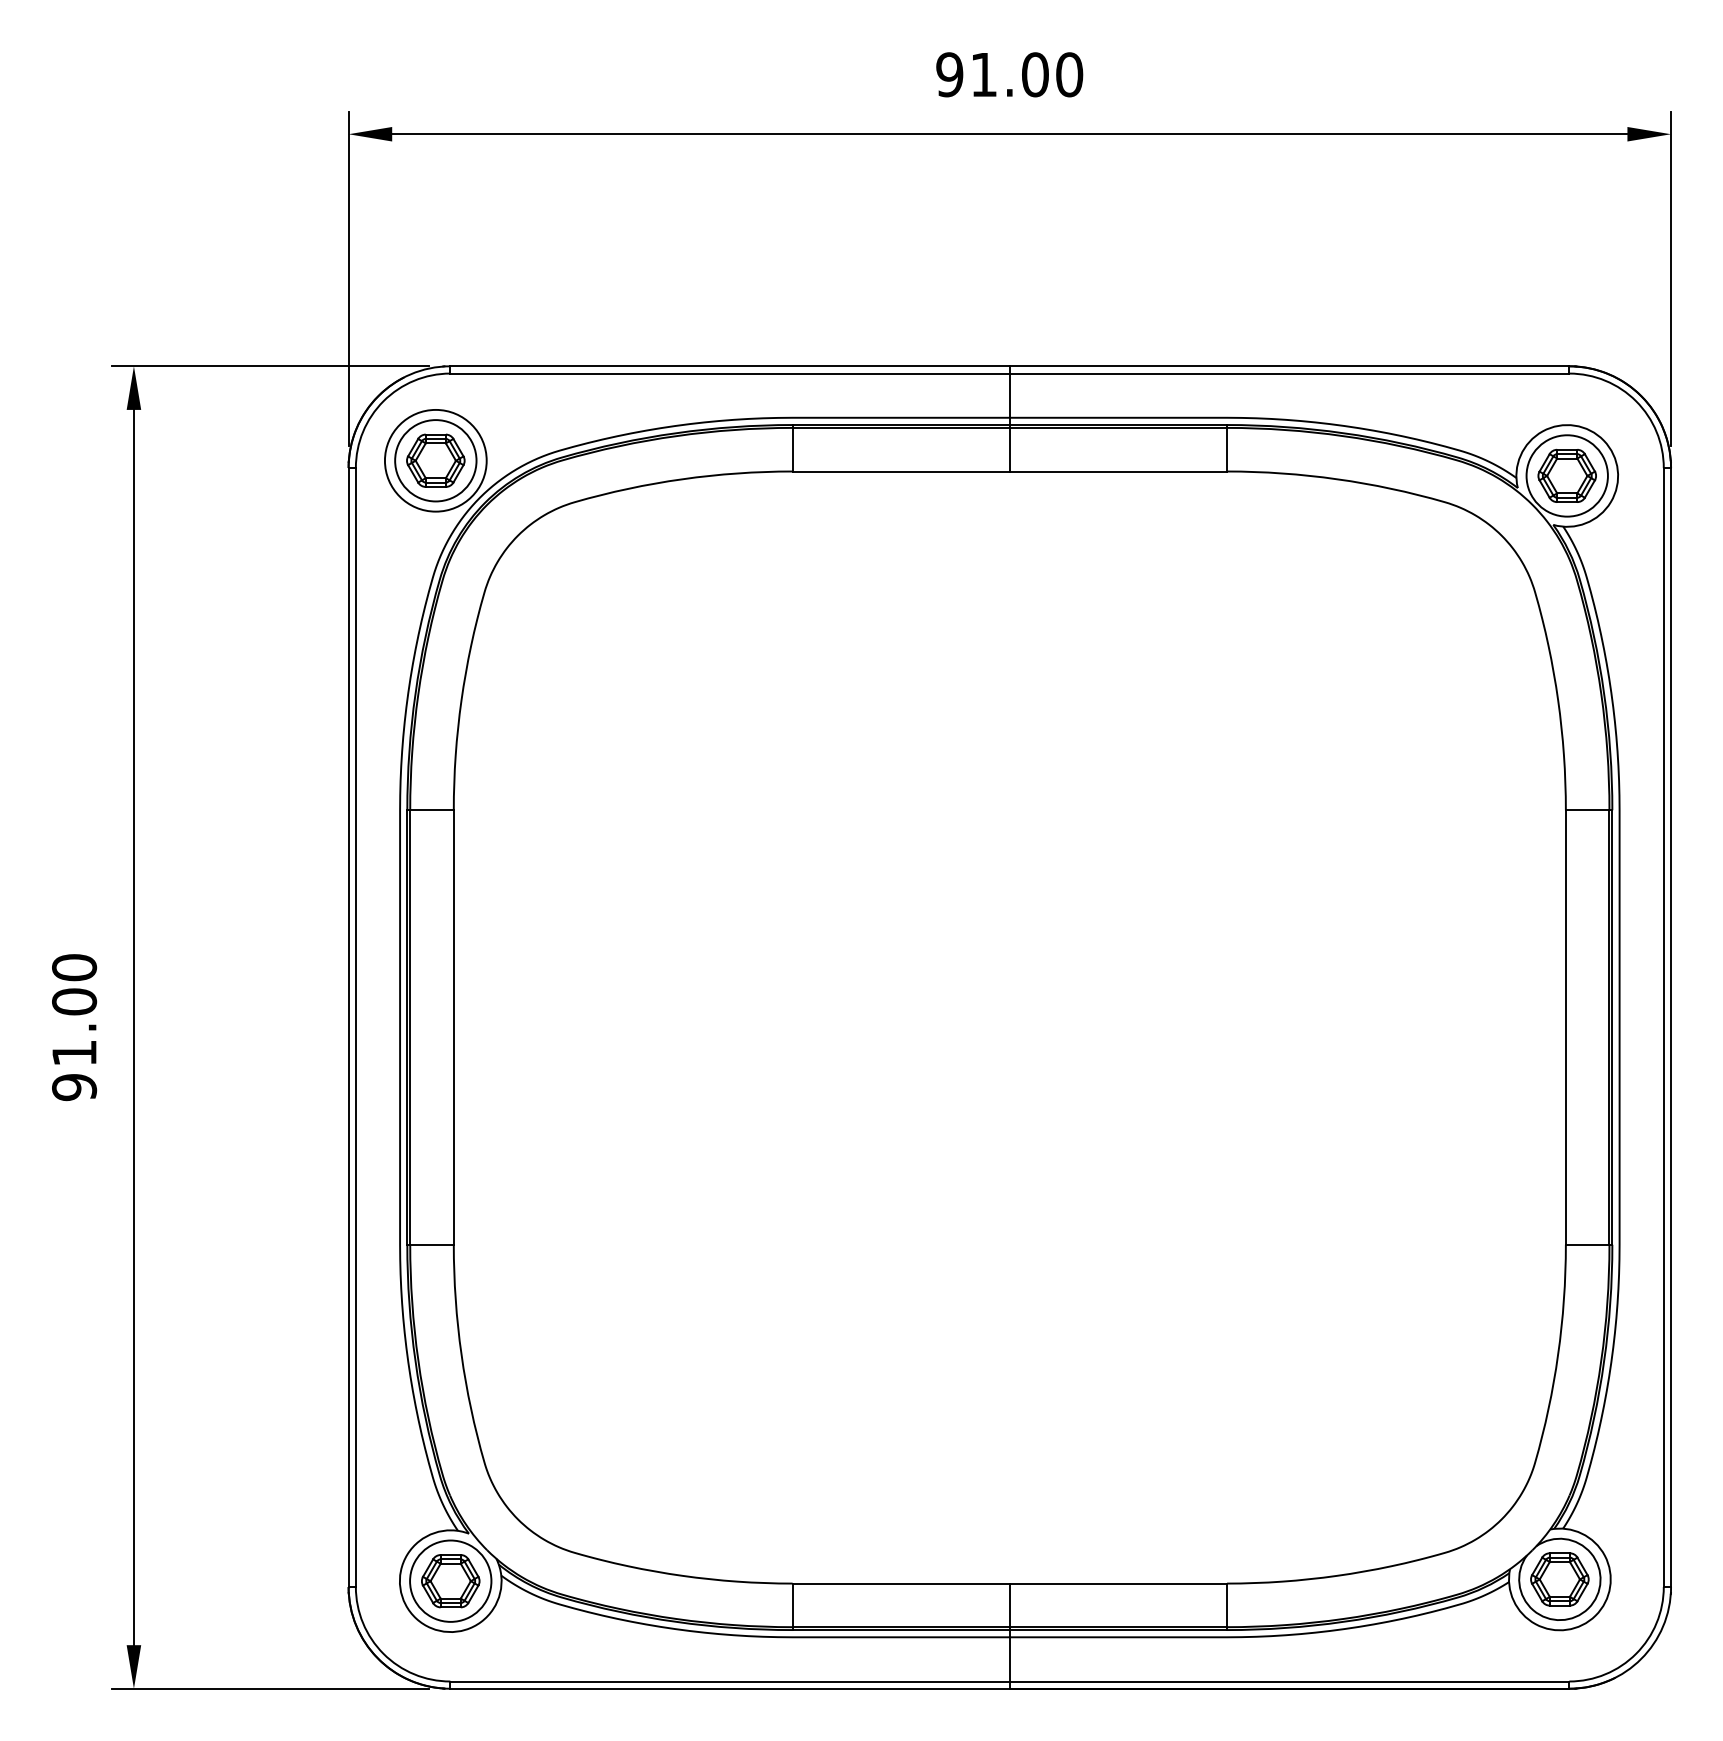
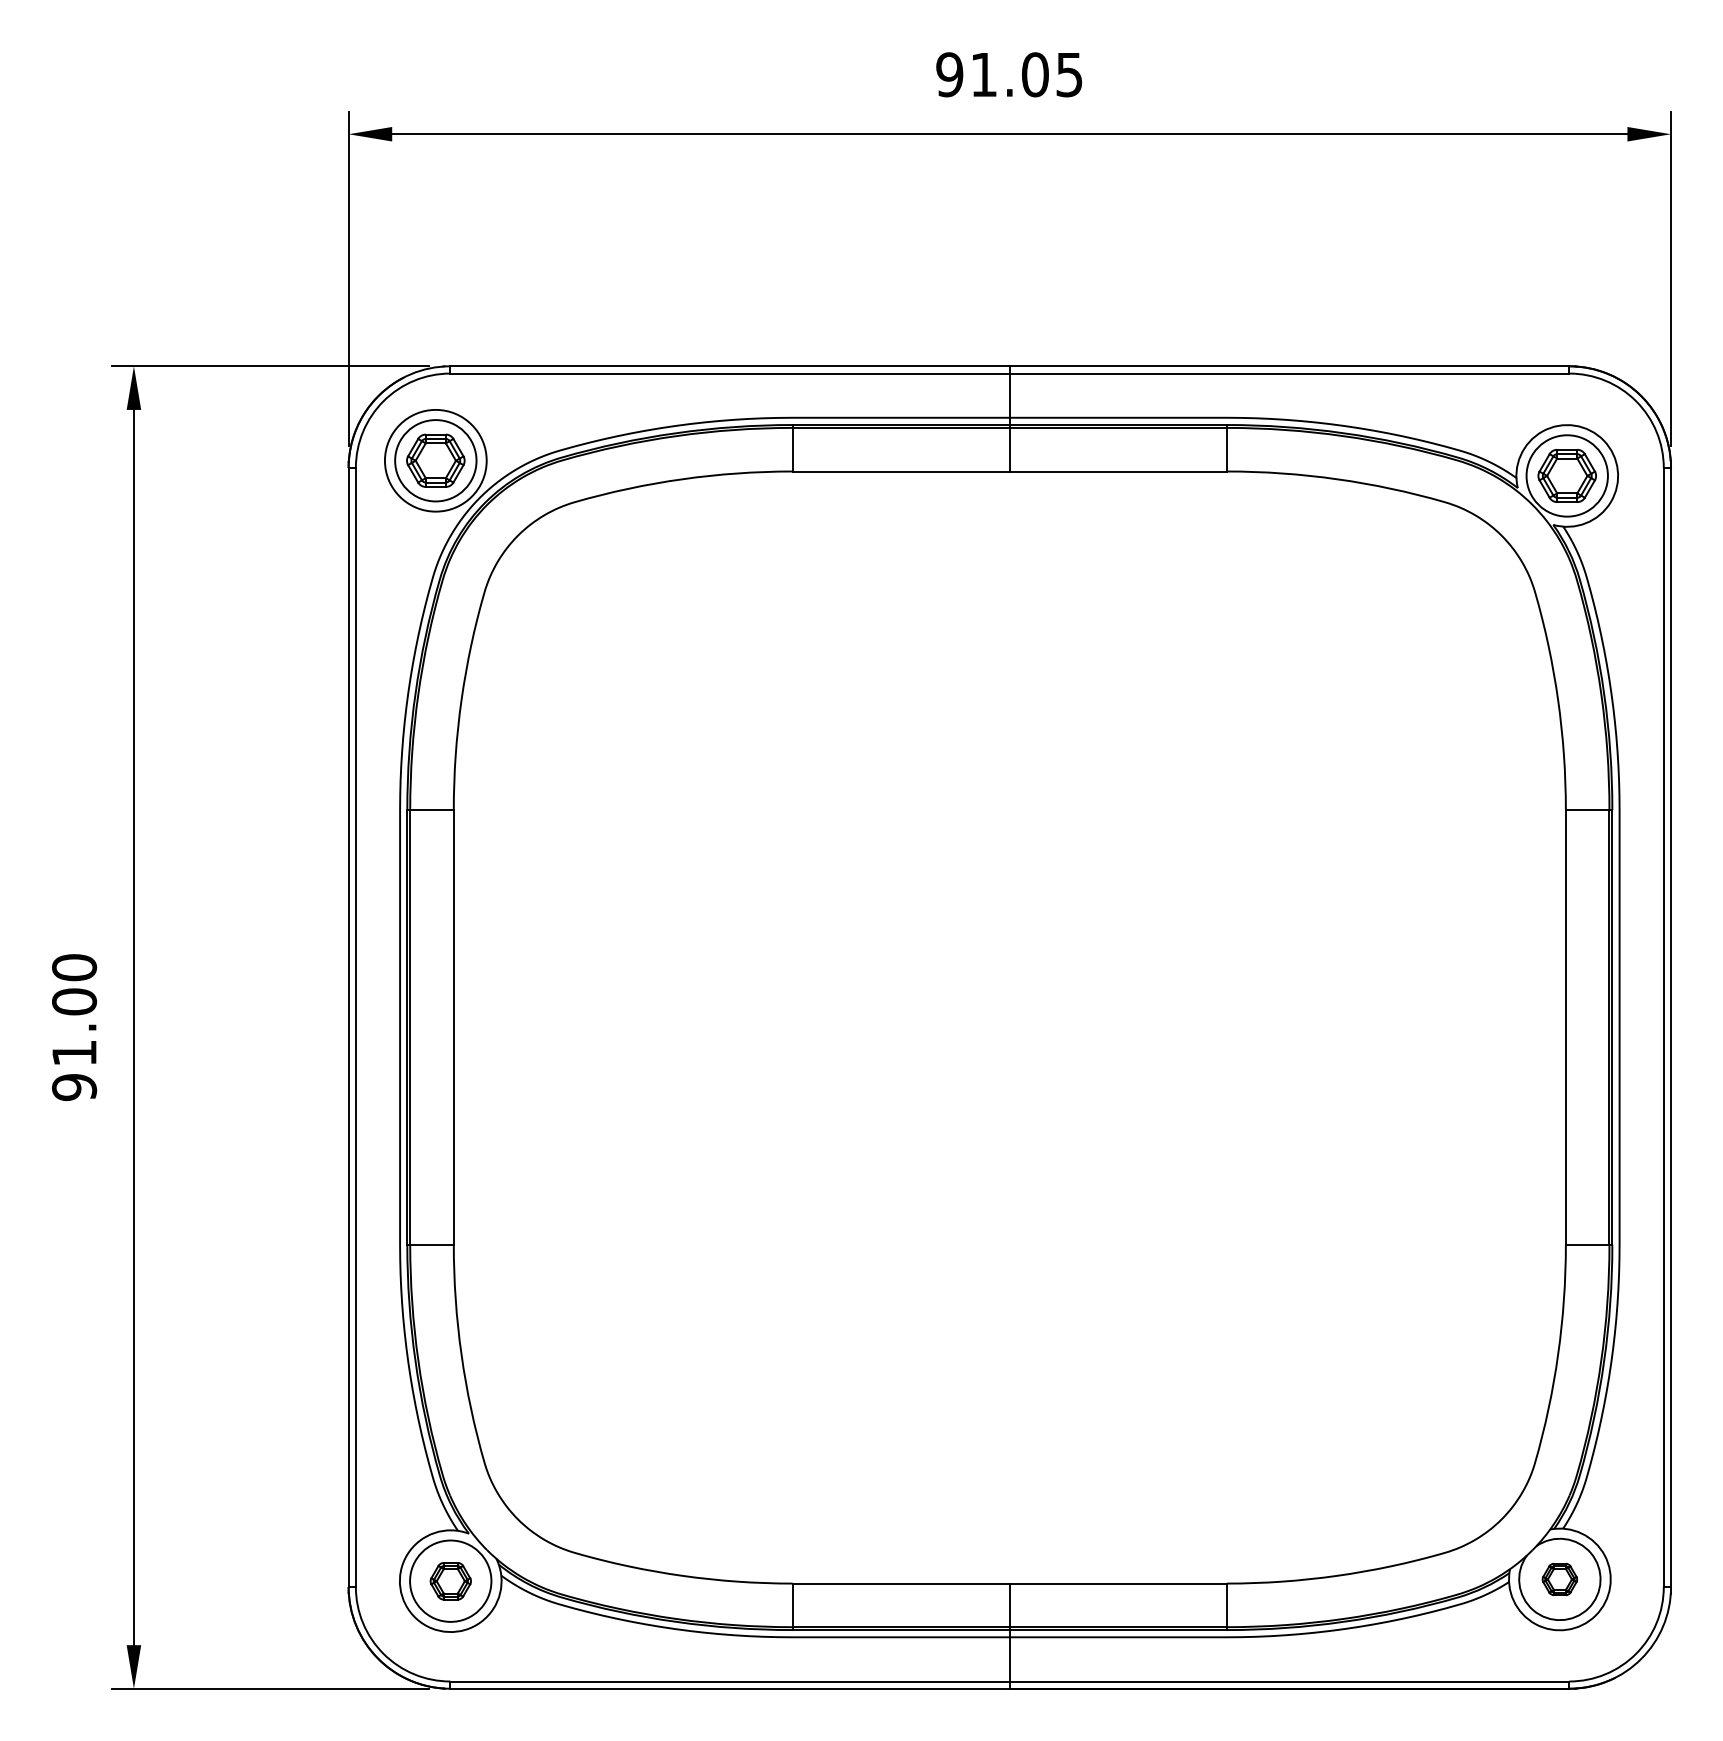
text: 91.00 -> 91.05 (1069, 74)
part size: 60x55 px -> 37x34 px (1559, 1578)
part size: 60x55 px -> 43x39 px (450, 1581)
